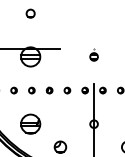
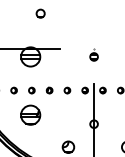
part position: (30, 13) -> (40, 13) (40, 13)
part position: (30, 123) -> (30, 114) (30, 114)
part position: (60, 146) -> (68, 146) (68, 146)
